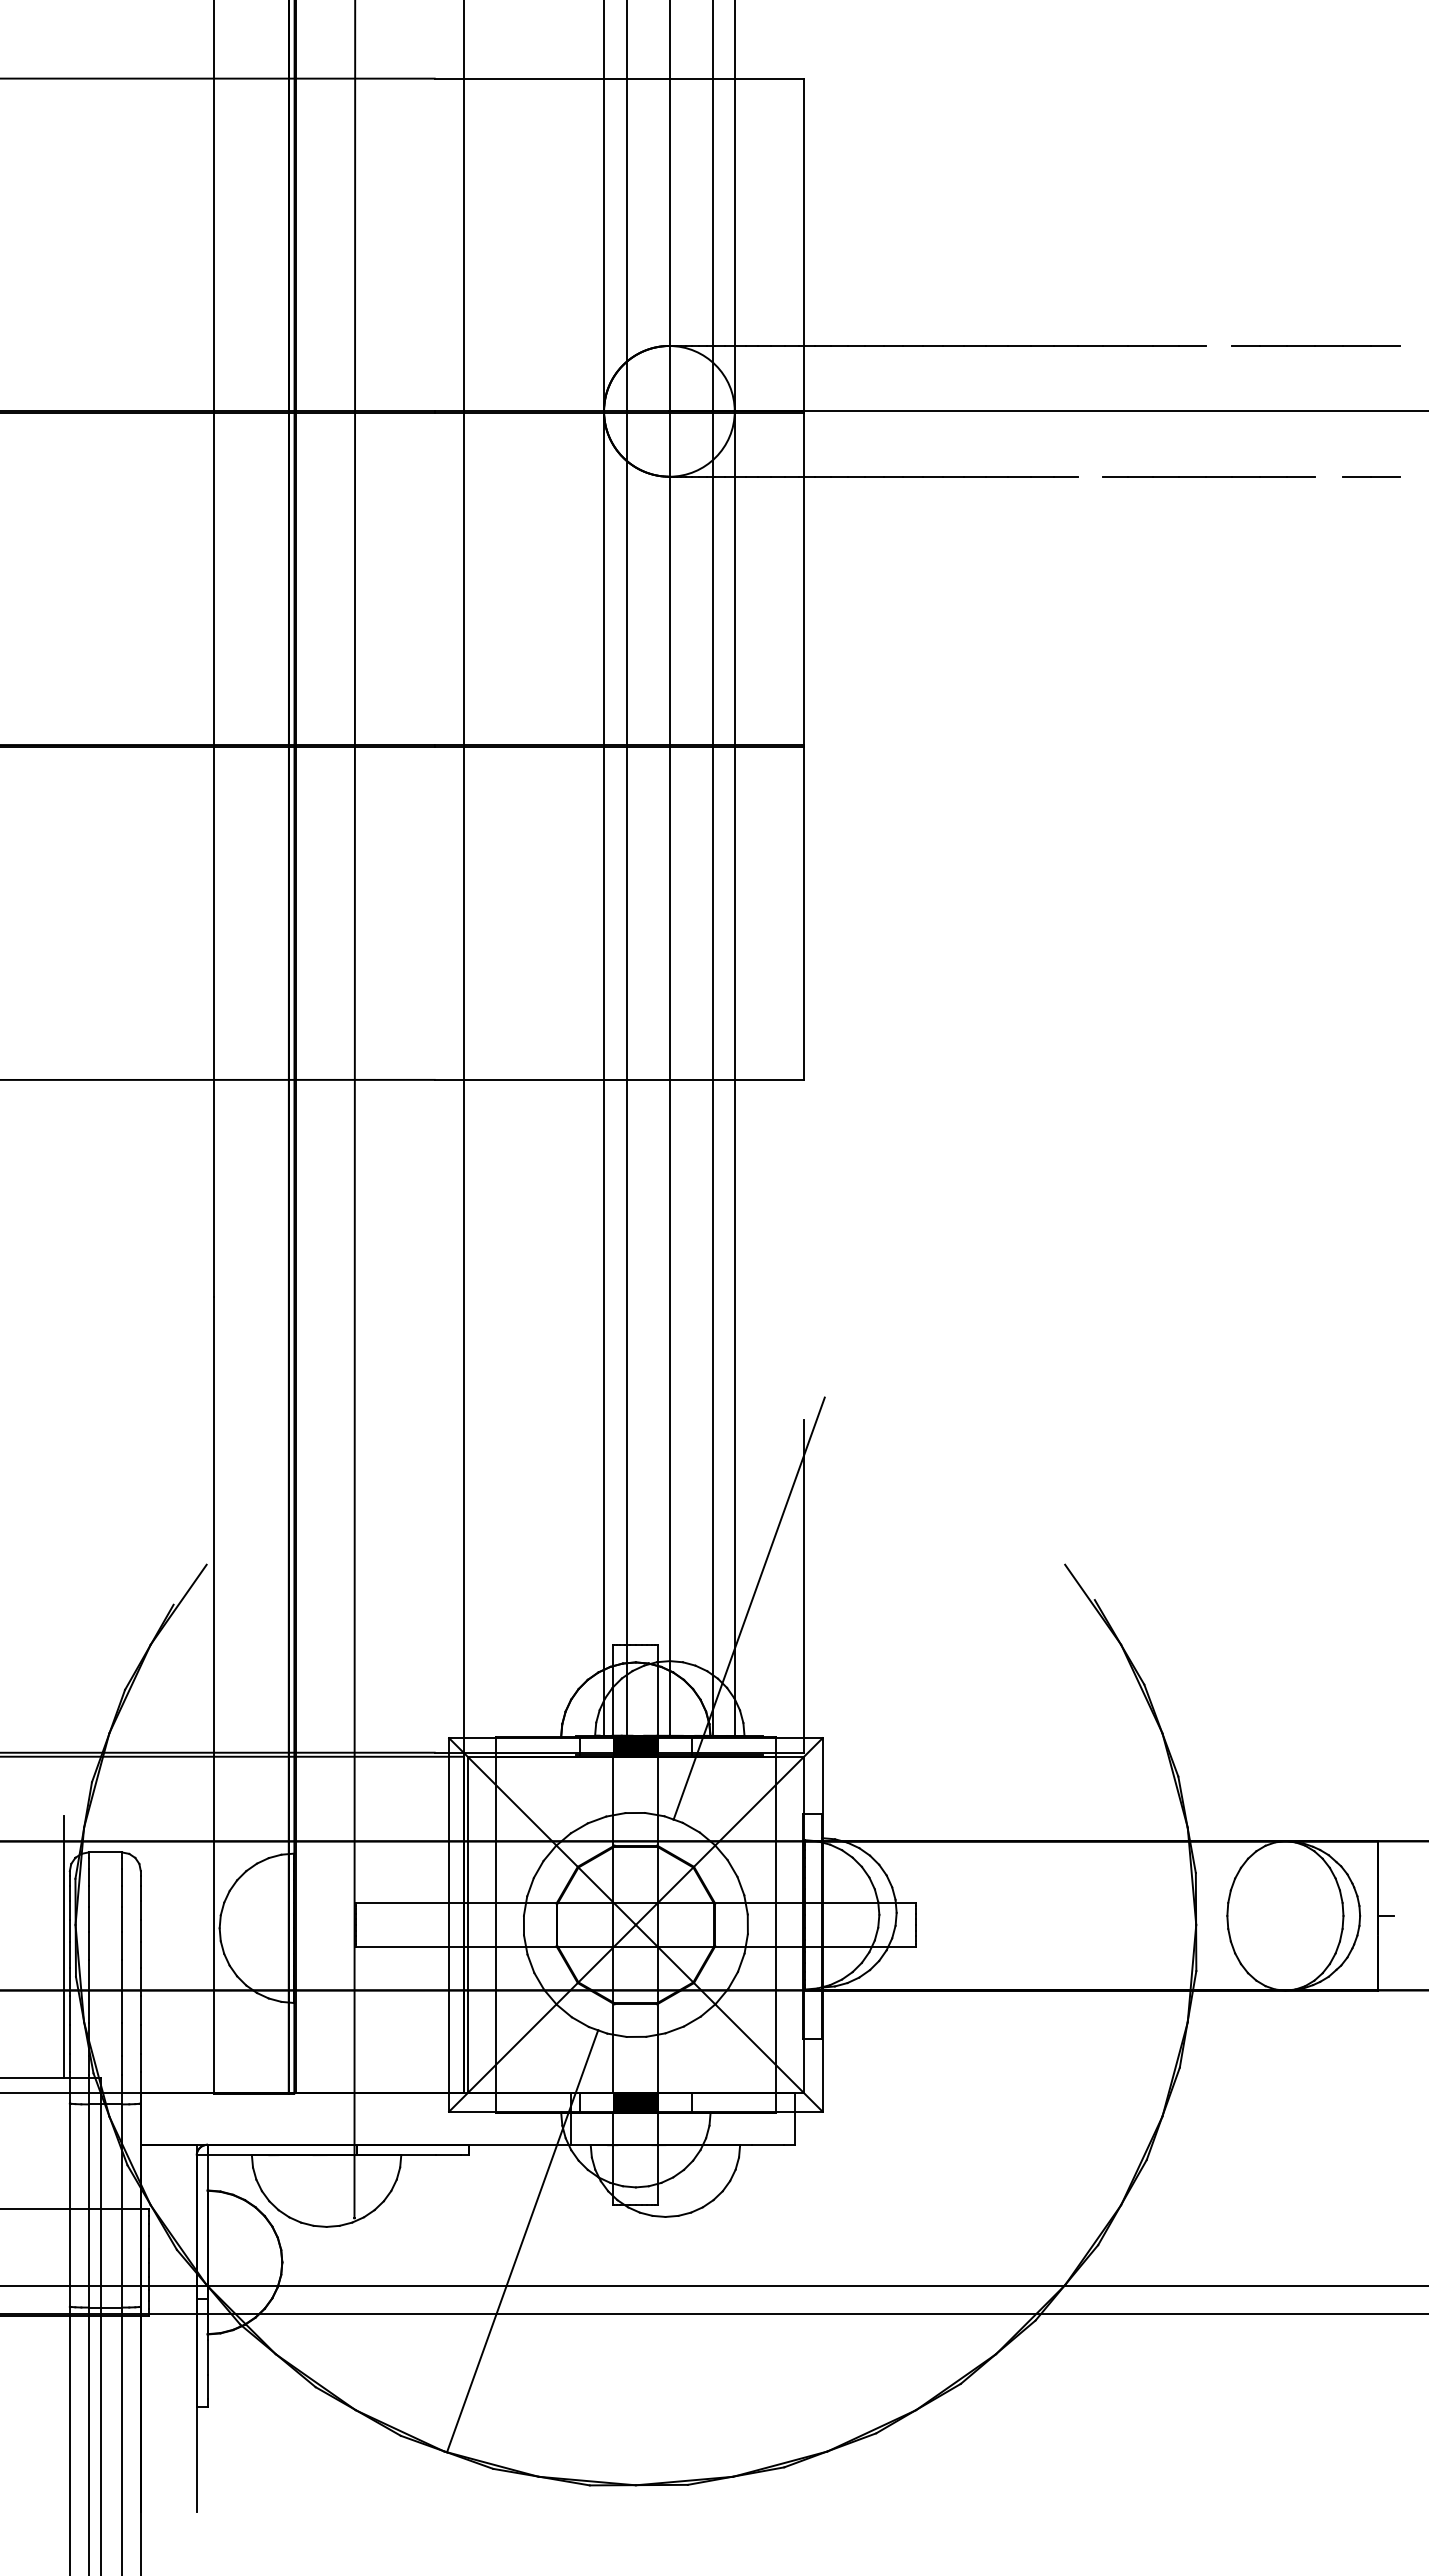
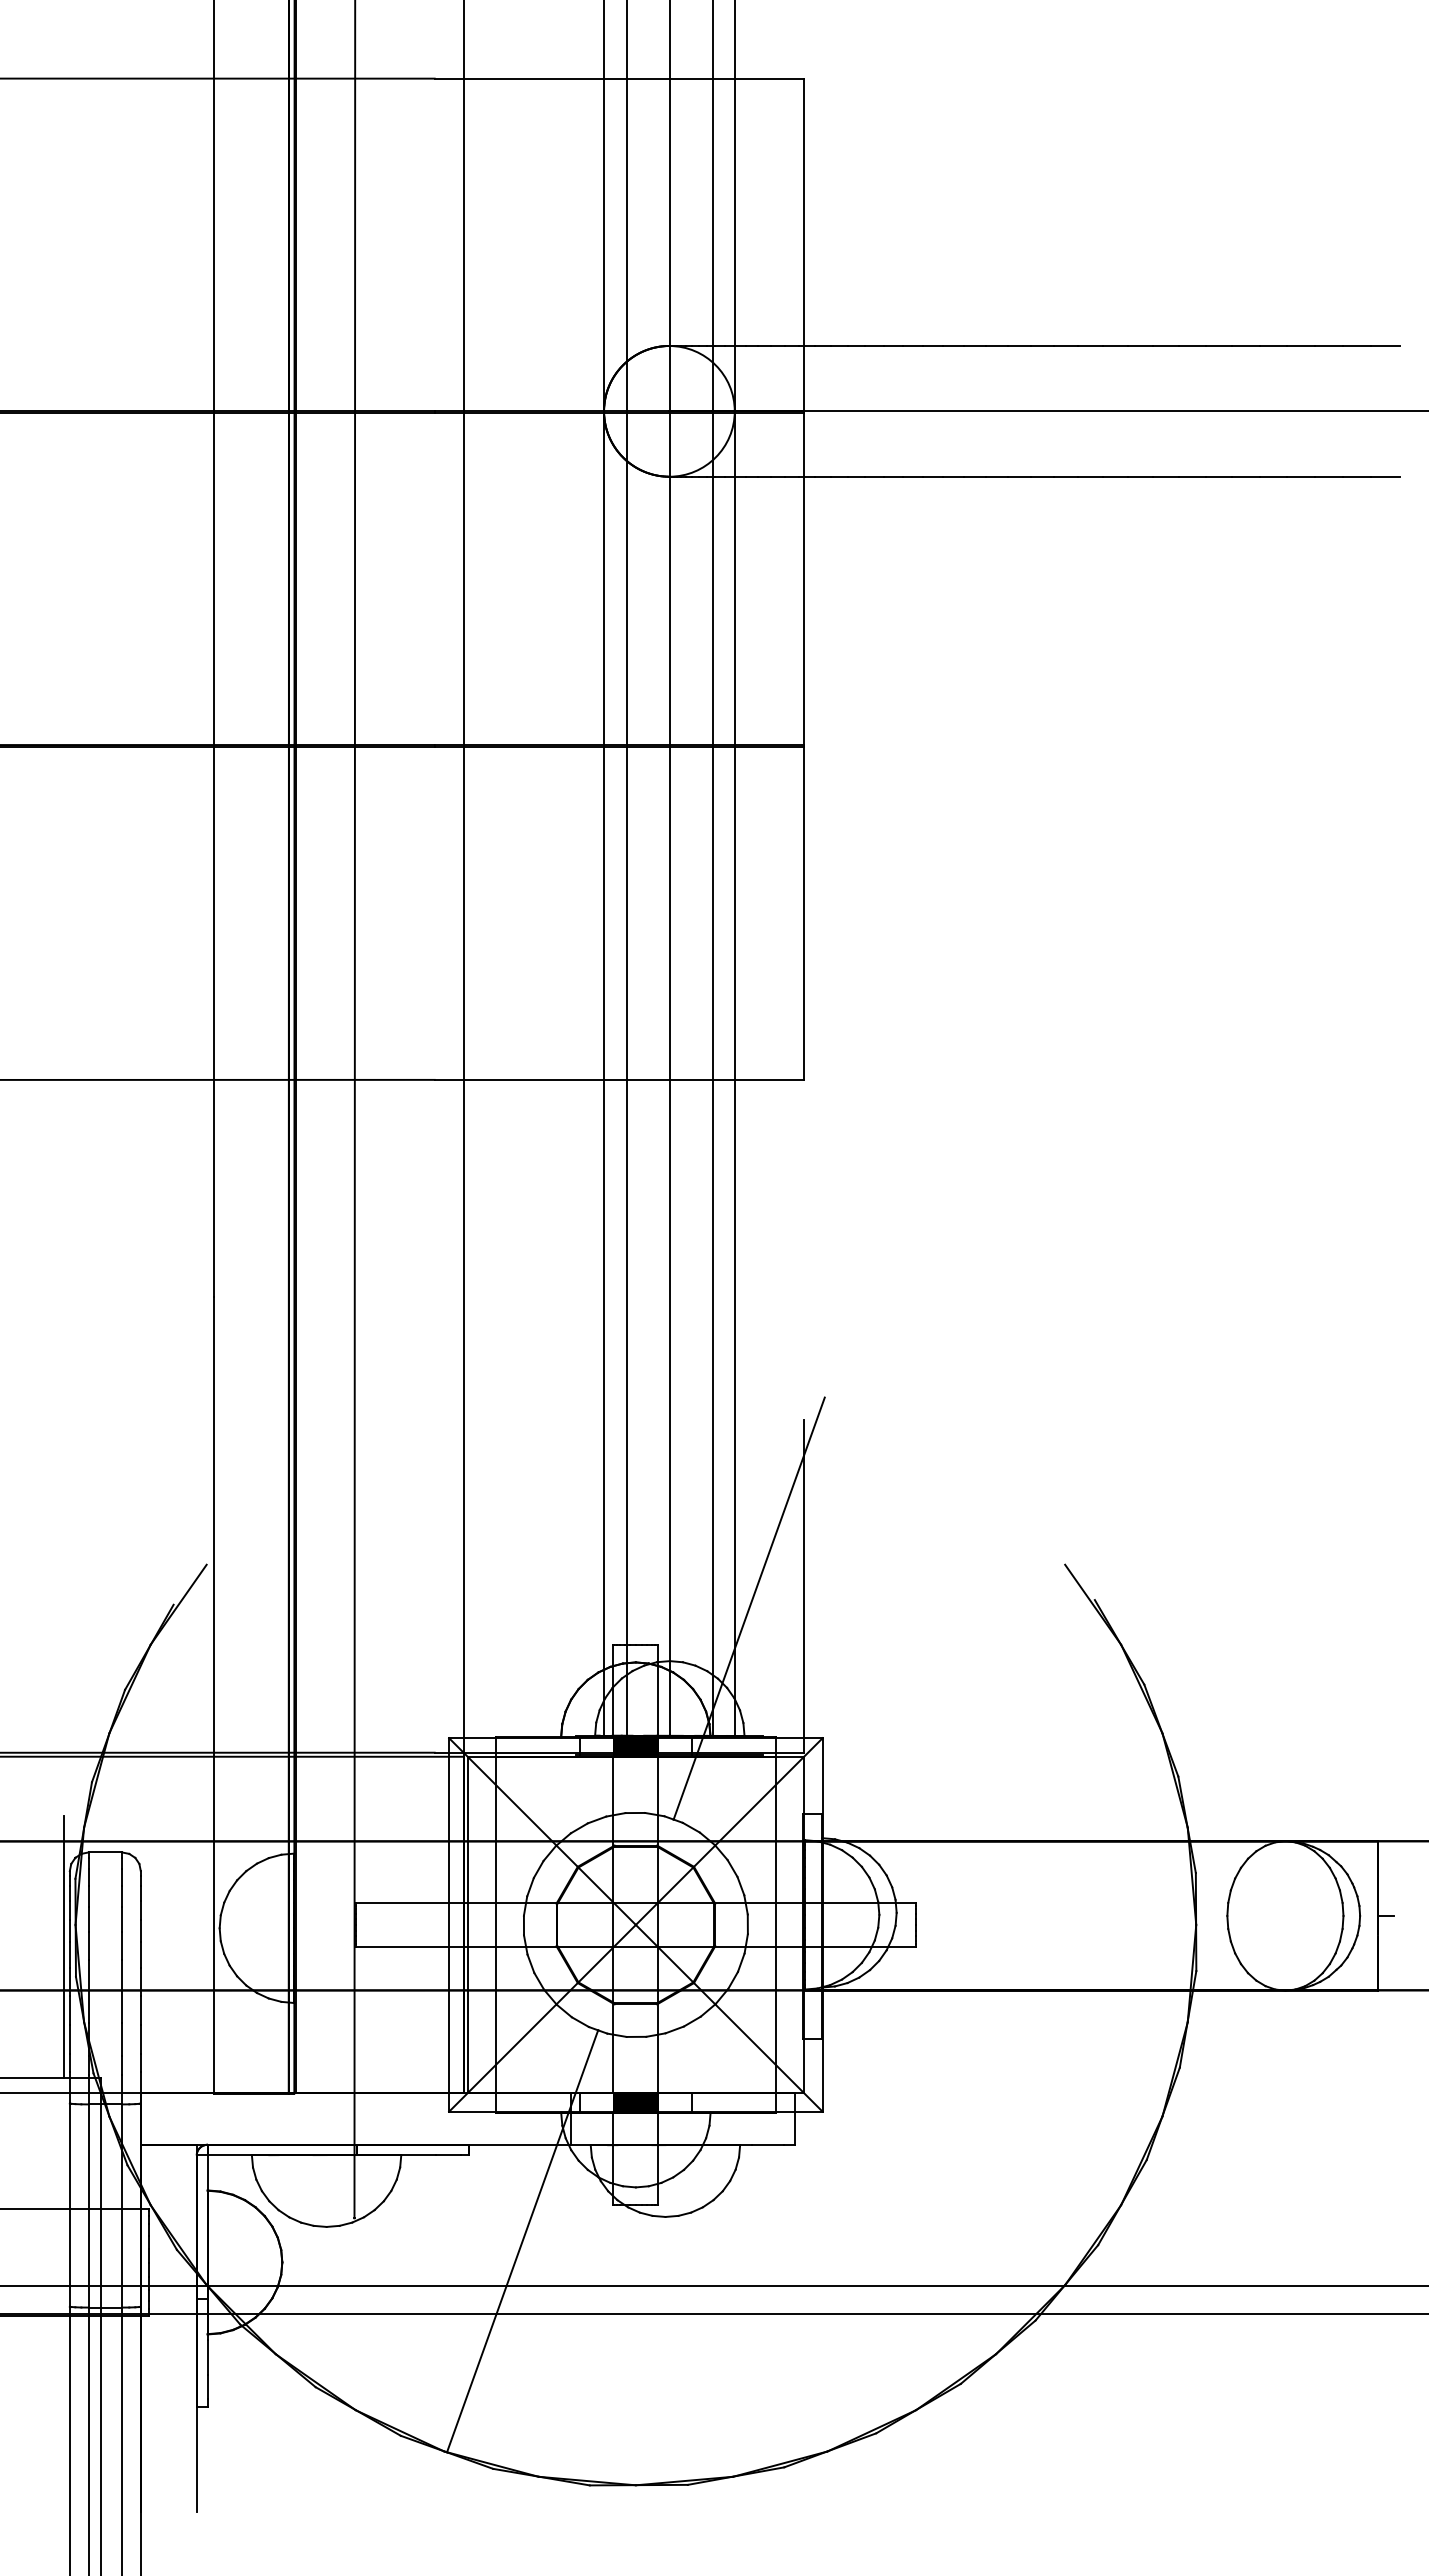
line: none -> present (1218, 346)
line: none -> present (1090, 476)
line: none -> present (1328, 476)
